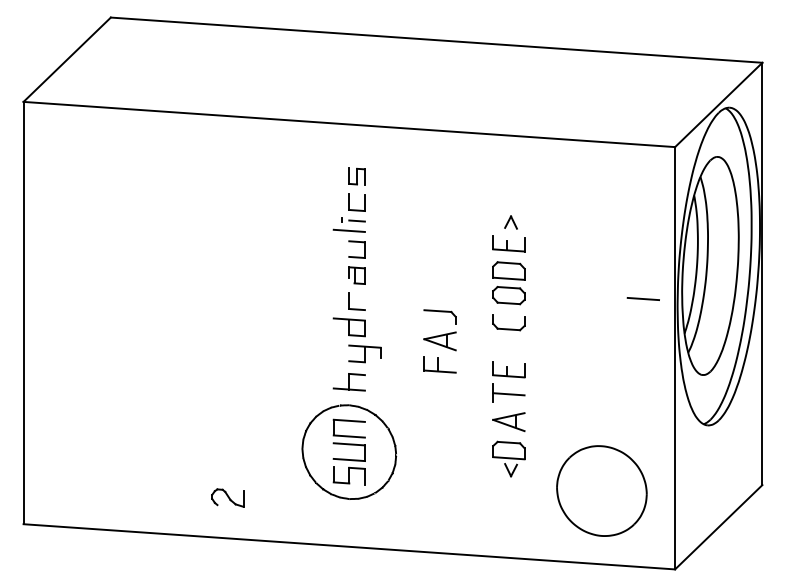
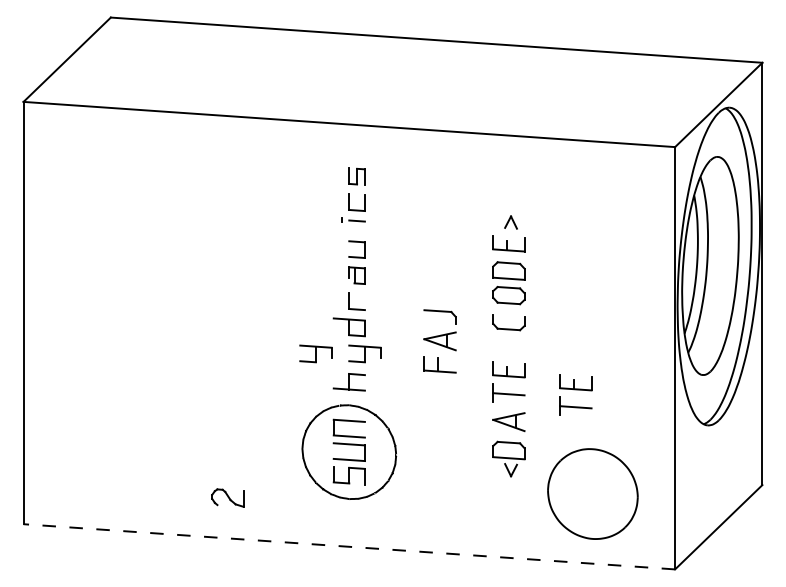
line: present -> none (348, 230)
line: present -> none (643, 298)
part: none -> present (315, 353)
part: none -> present (575, 394)
part position: (601, 490) -> (592, 493) (592, 493)
line: solid -> dashed (349, 546)
